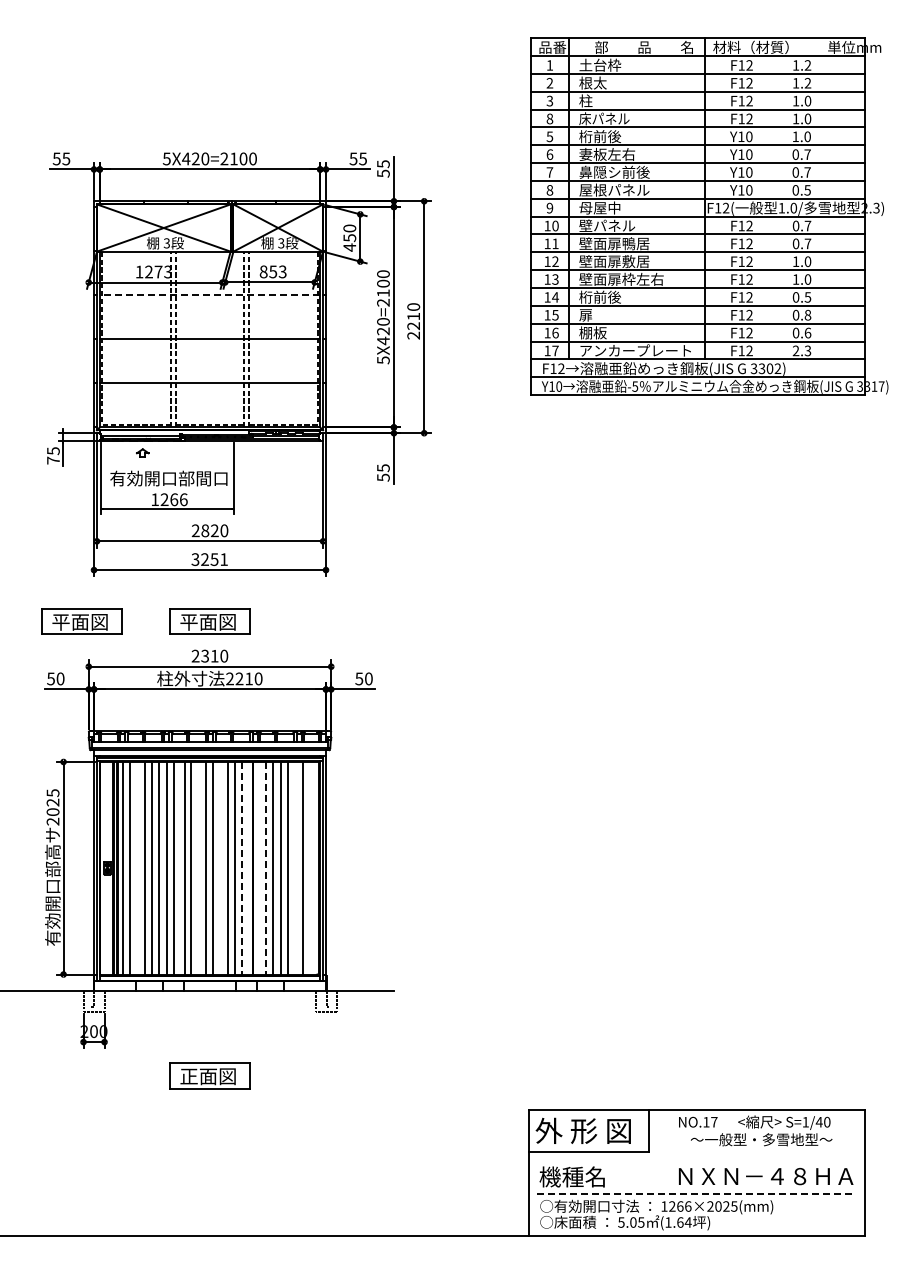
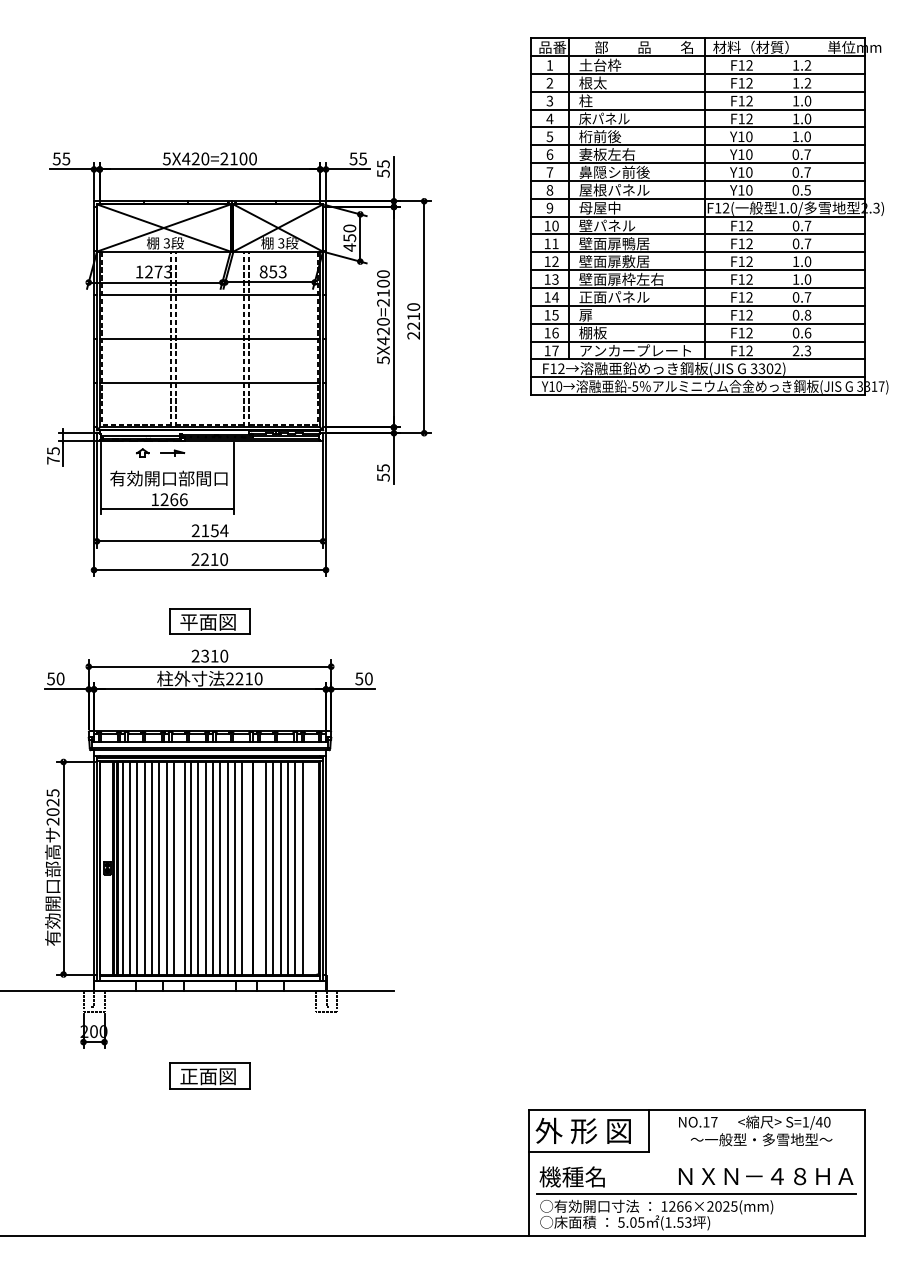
text: 8 -> 4 (549, 118)
line: dashed -> solid (209, 295)
text: 桁前後 -> 正面パネル (614, 296)
text: 0.5 -> 0.7 (807, 297)
part: none -> present (172, 452)
text: 2820 -> 2154 (214, 530)
text: 3251 -> 2210 (209, 559)
part: present -> none (81, 621)
line: none -> present (198, 867)
line: none -> present (220, 867)
line: none -> present (295, 867)
line: none -> present (137, 868)
line: dashed -> solid (242, 868)
line: dashed -> solid (266, 868)
line: dashed -> solid (696, 1193)
text: (1.64 -> (1.53 (684, 1222)
